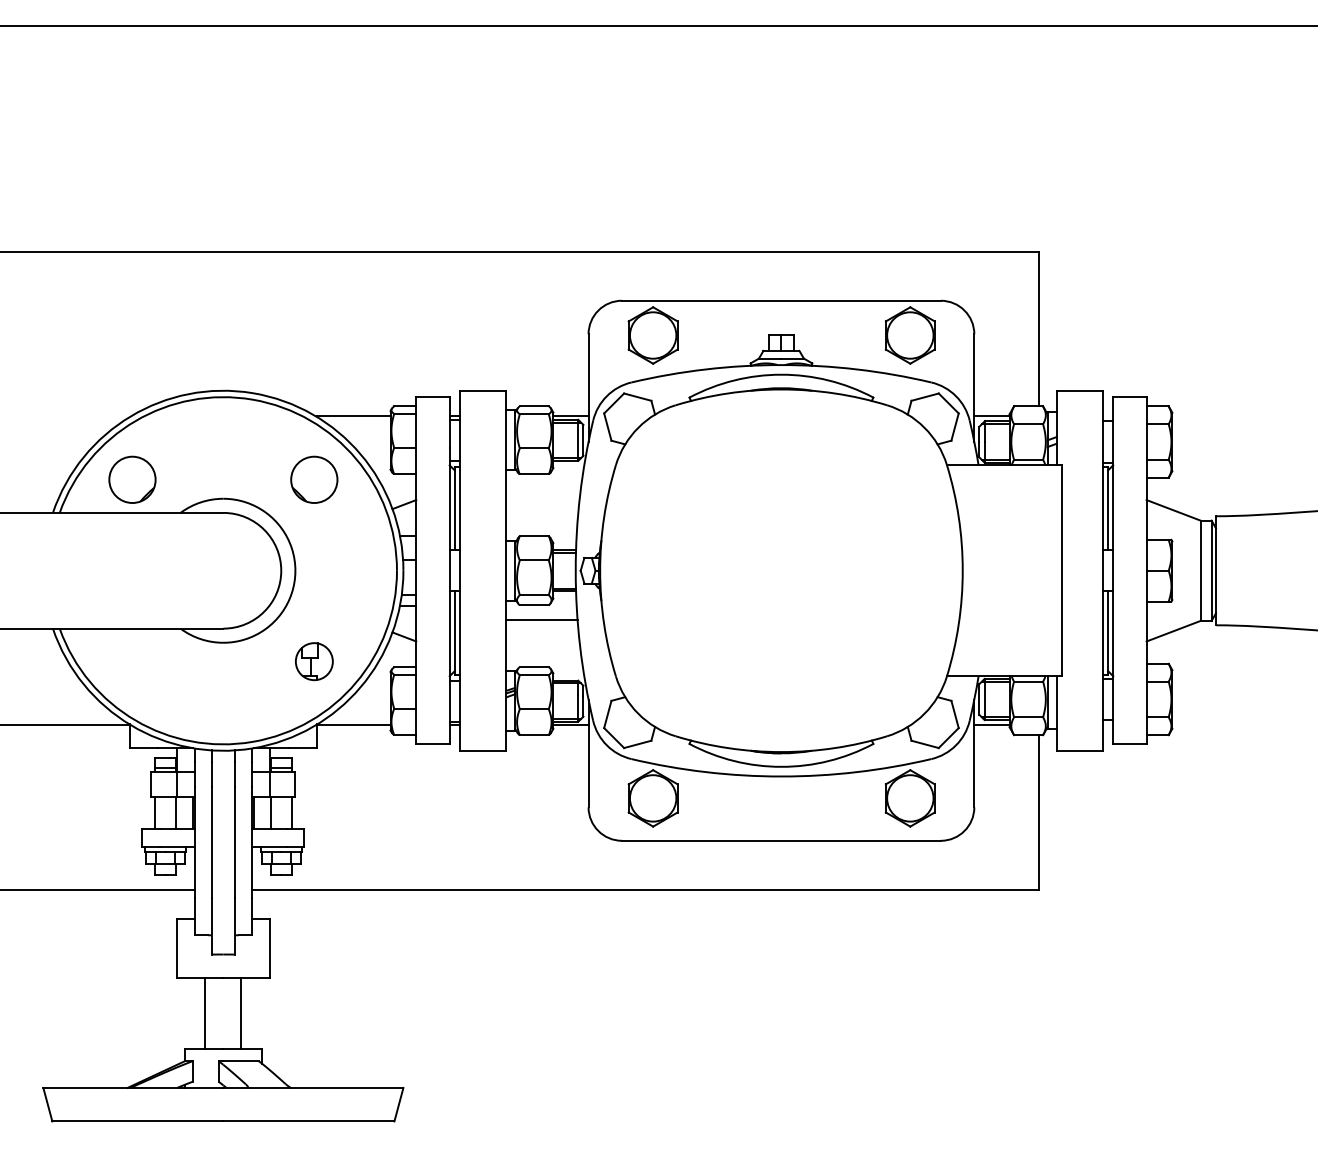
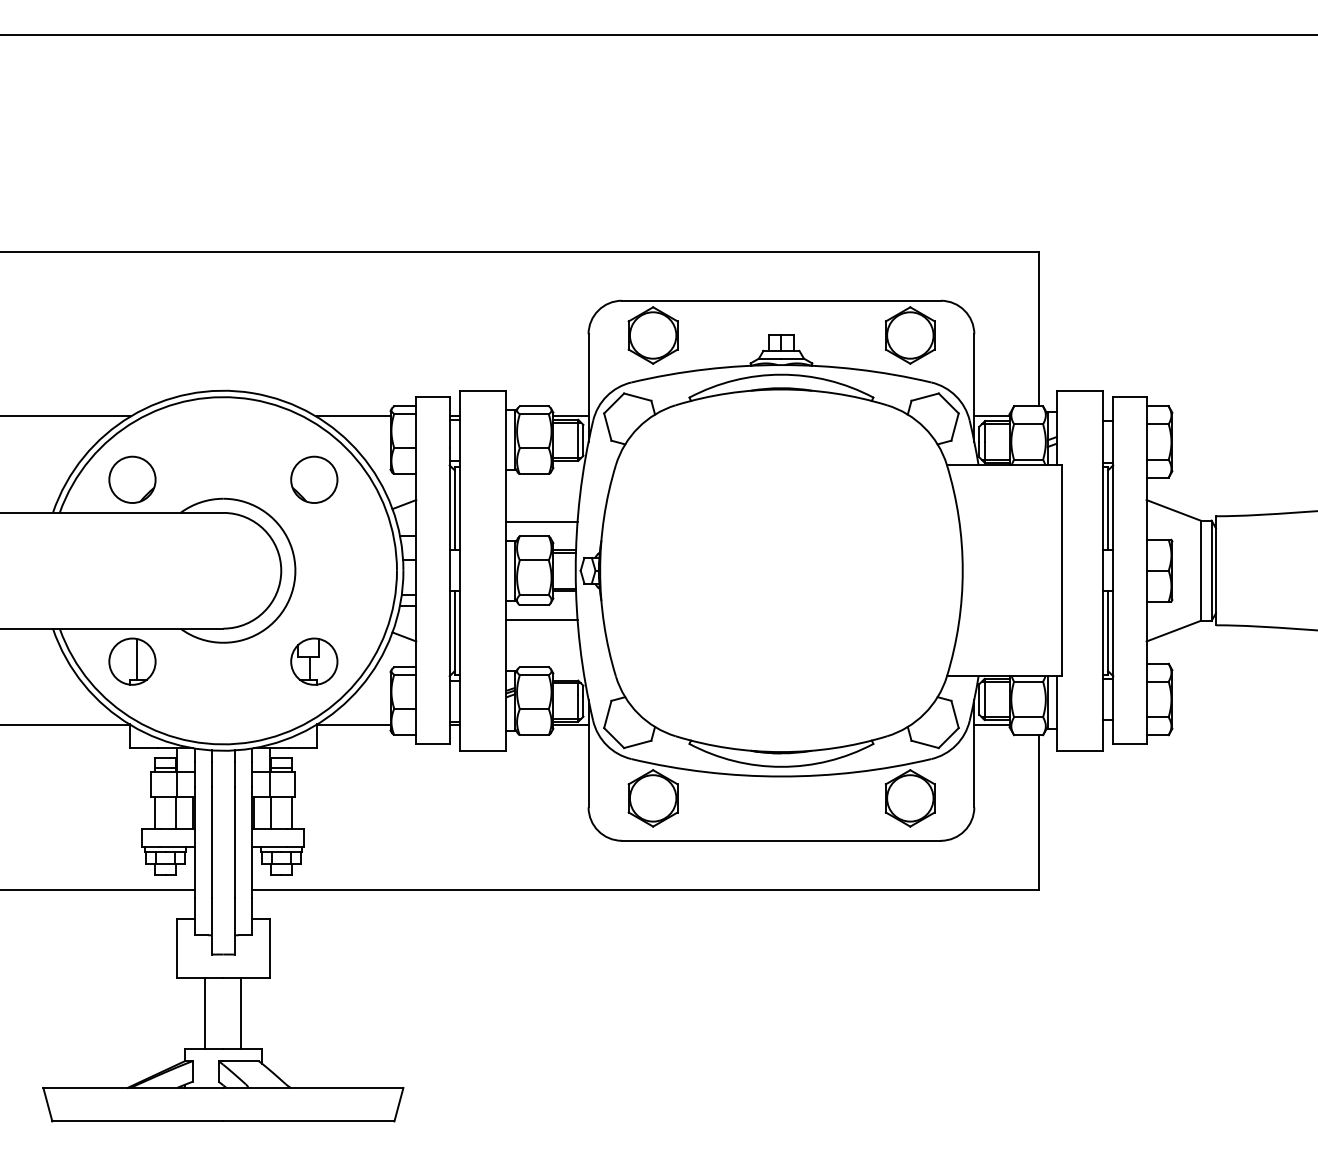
line position: (658, 25) -> (658, 34) (658, 34)
line: none -> present (66, 416)
line: none -> present (541, 521)
part: none -> present (132, 661)
part size: 39x40 px -> 49x49 px (314, 661)
